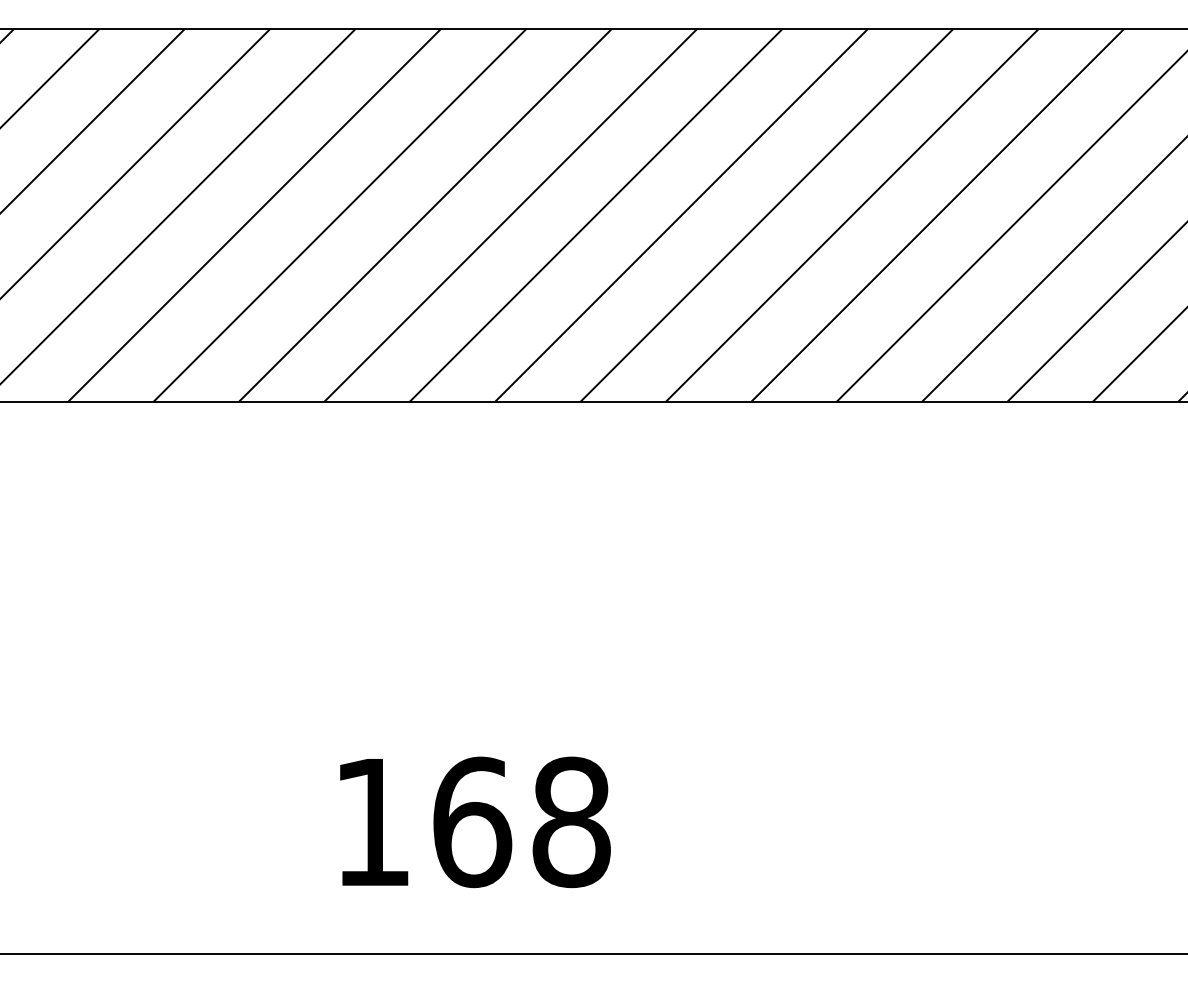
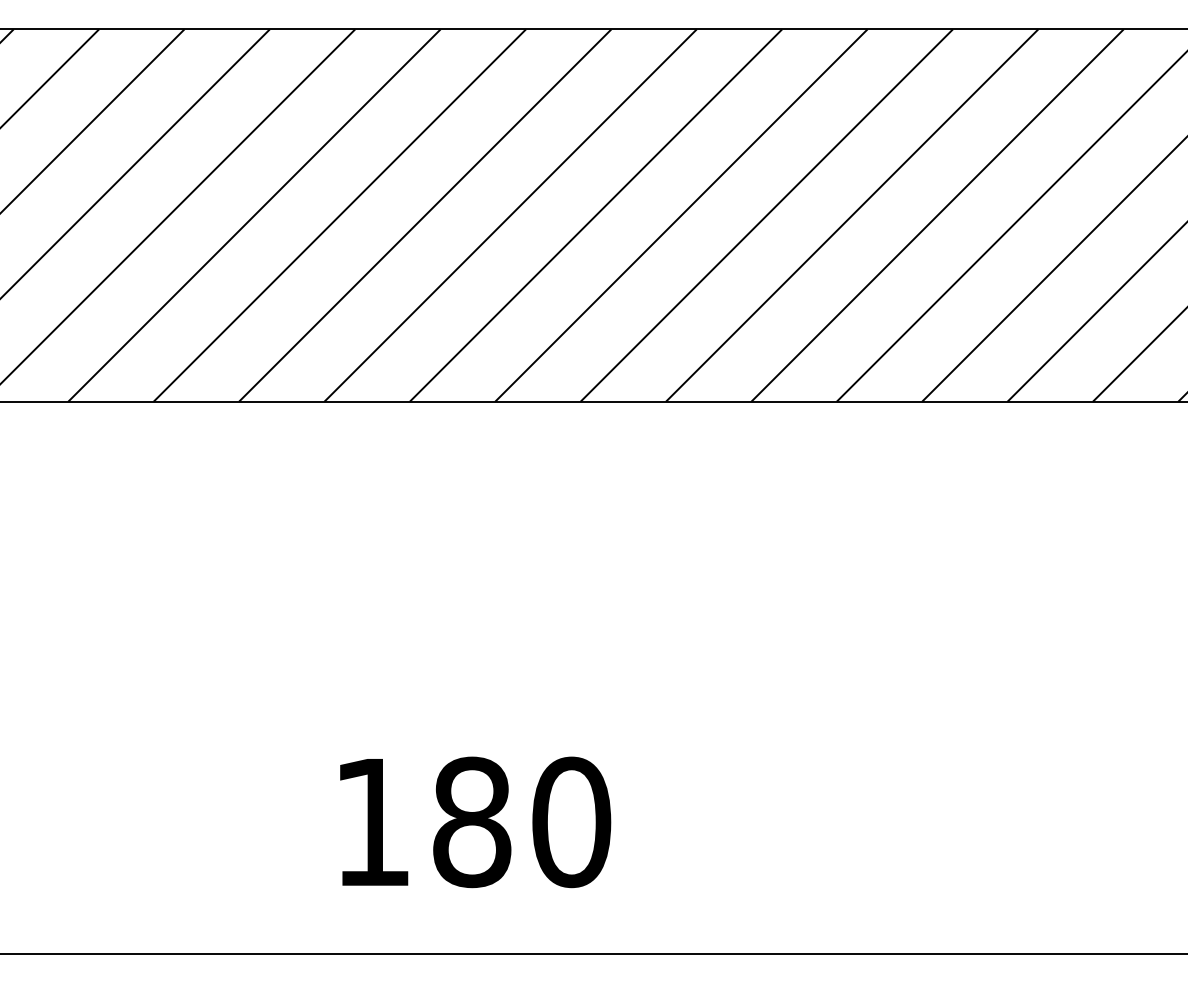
text: 168 -> 180 (522, 822)
